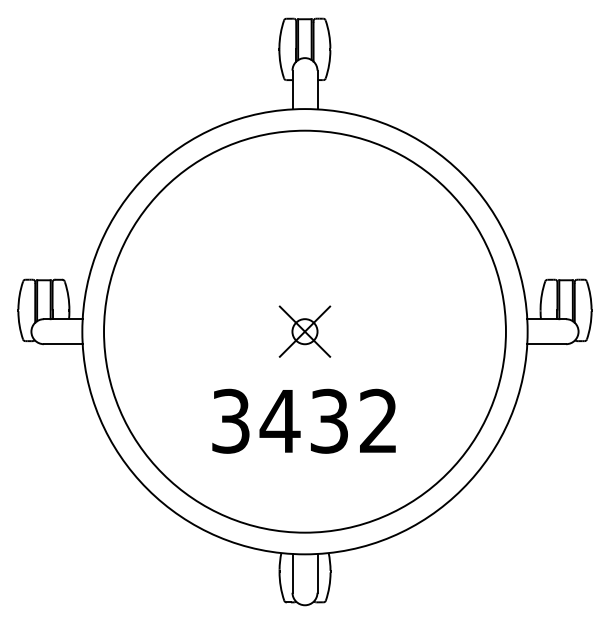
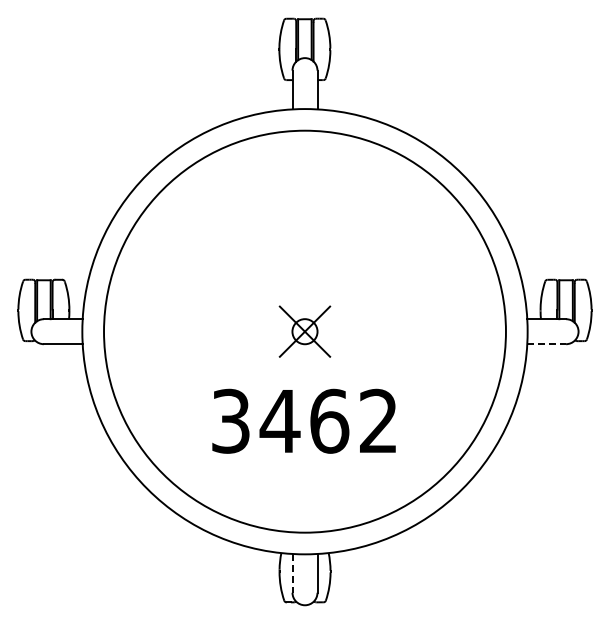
line: solid -> dashed (547, 344)
text: 3432 -> 3462 (329, 420)
line: solid -> dashed (292, 573)
